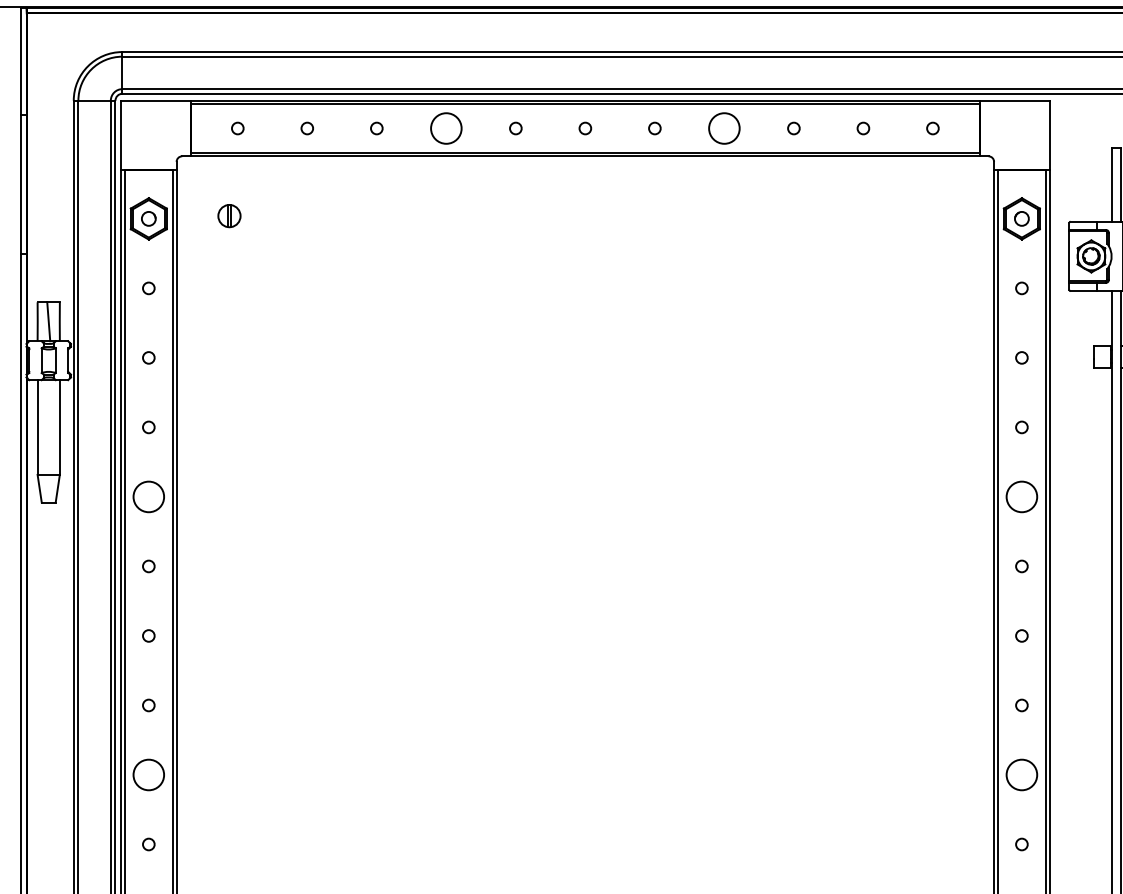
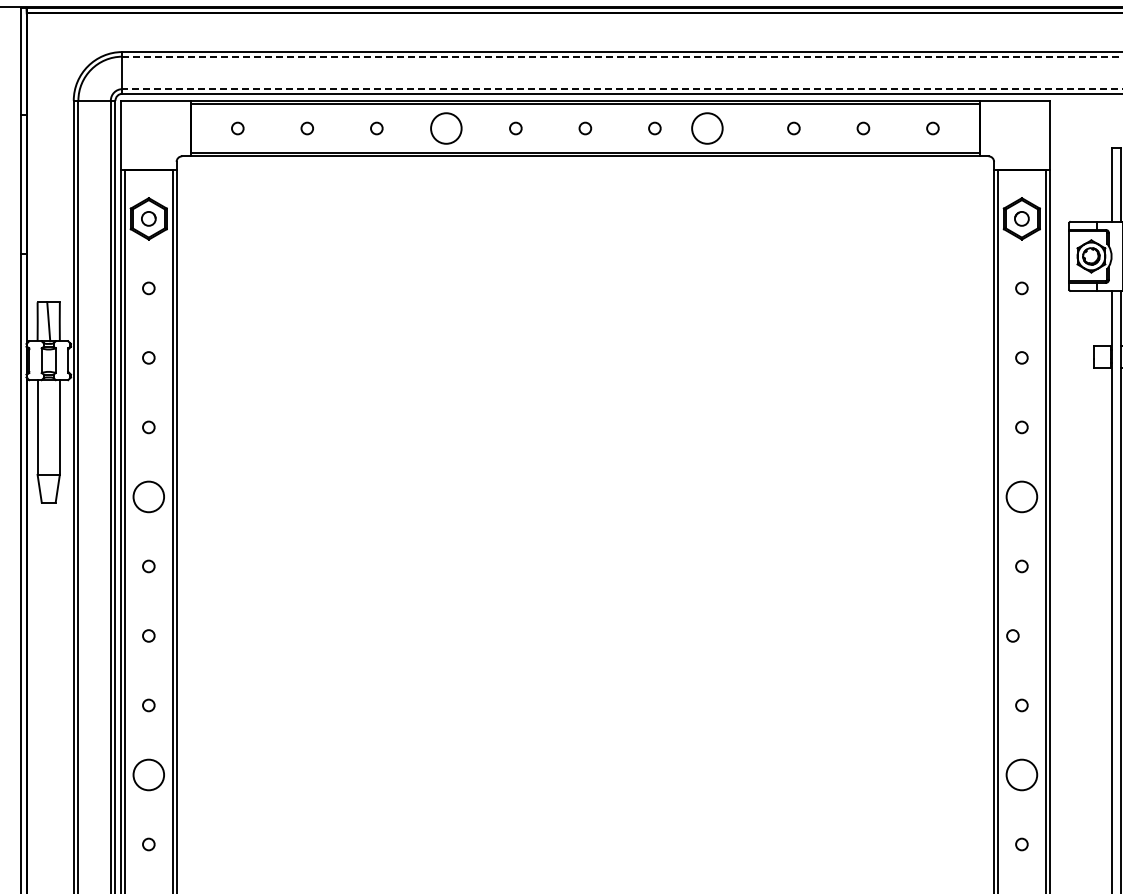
line: solid -> dashed (622, 56)
line: solid -> dashed (622, 89)
circle position: (724, 128) -> (707, 128) (707, 128)
part: present -> none (229, 216)
circle position: (1021, 635) -> (1012, 635) (1012, 635)
